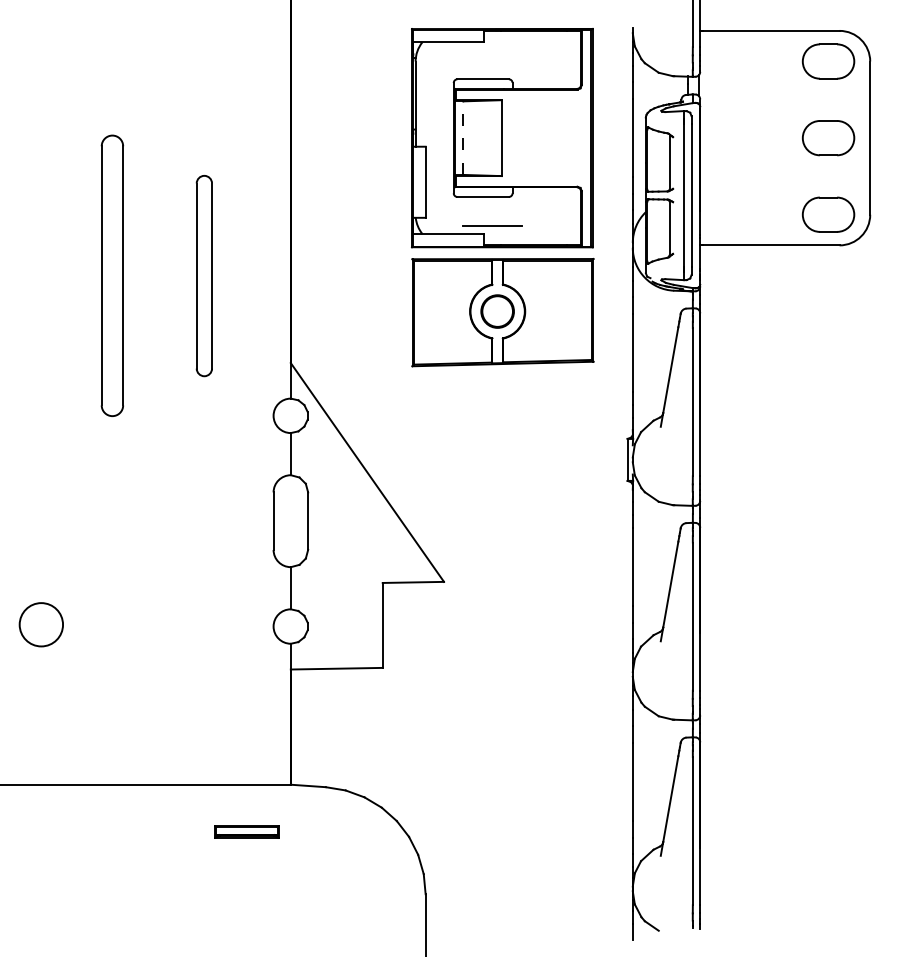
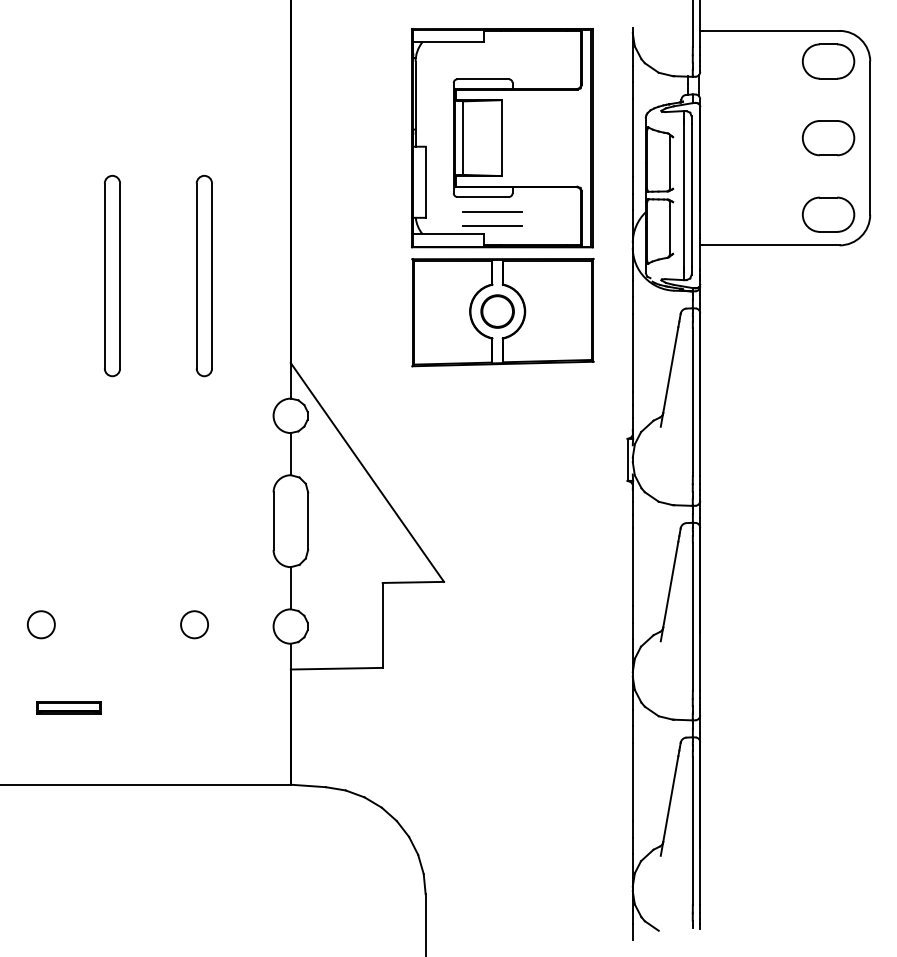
line: dashed -> solid (463, 138)
line: none -> present (492, 211)
part size: 24x283 px -> 17x203 px (112, 276)
circle diameter: 43 px -> 27 px (40, 624)
circle: none -> present (194, 624)
part position: (246, 831) -> (68, 707) (68, 707)
